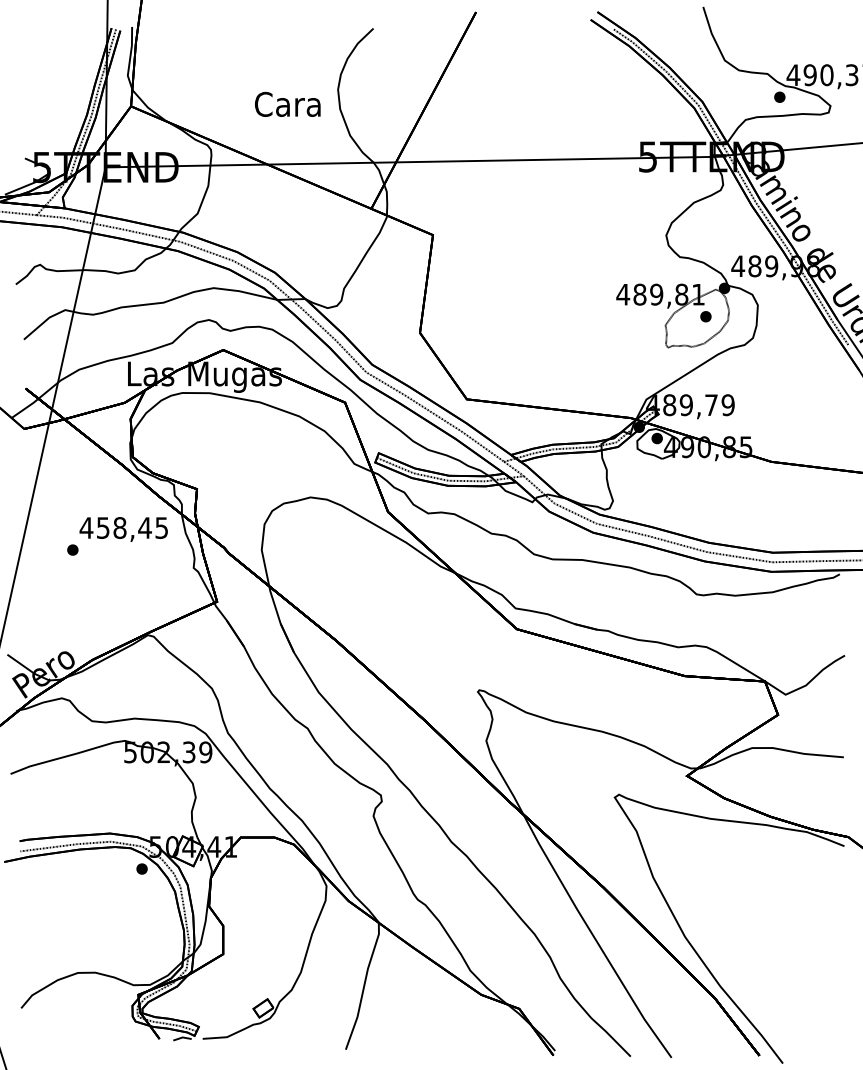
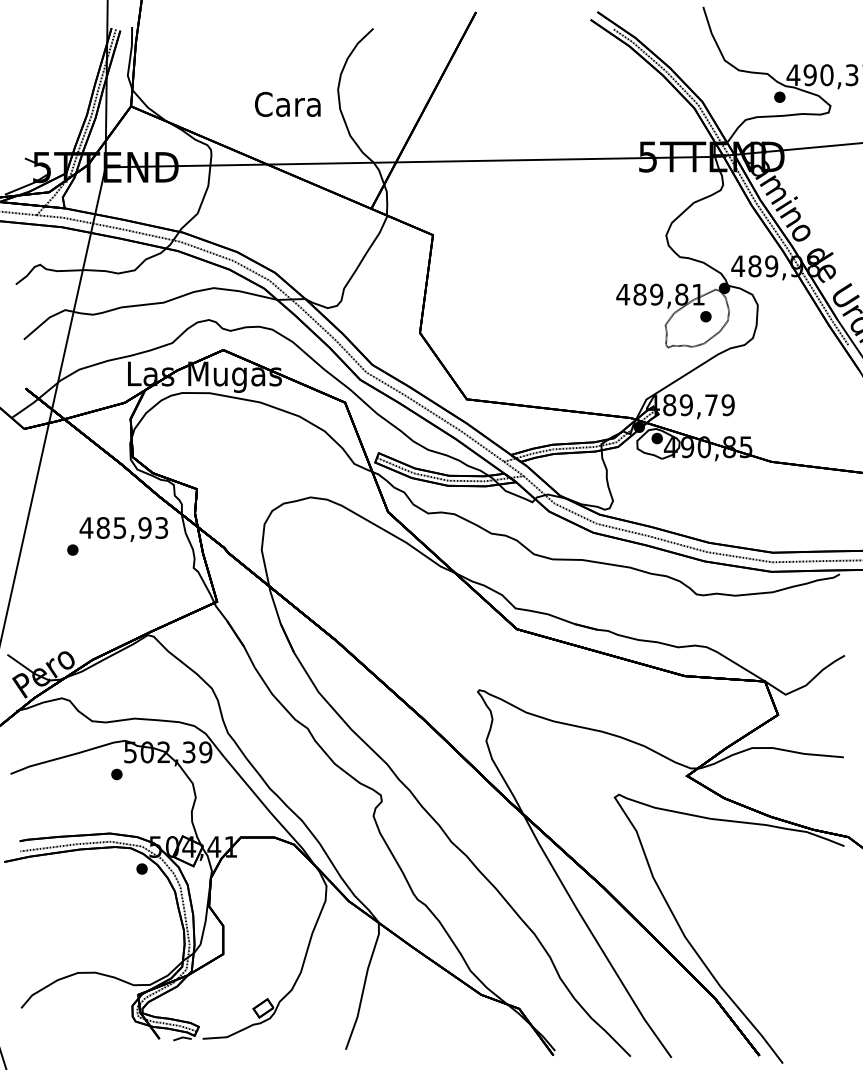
text: 458,45 -> 485,93 (132, 527)
part: none -> present (116, 774)
